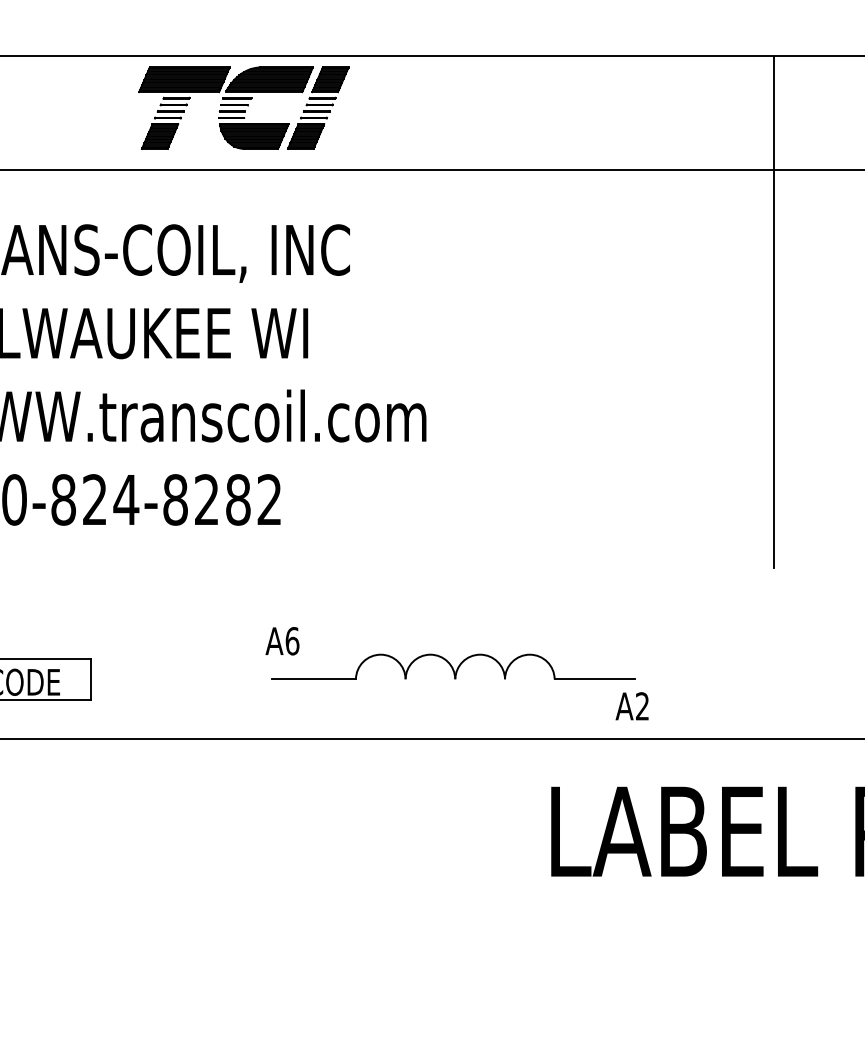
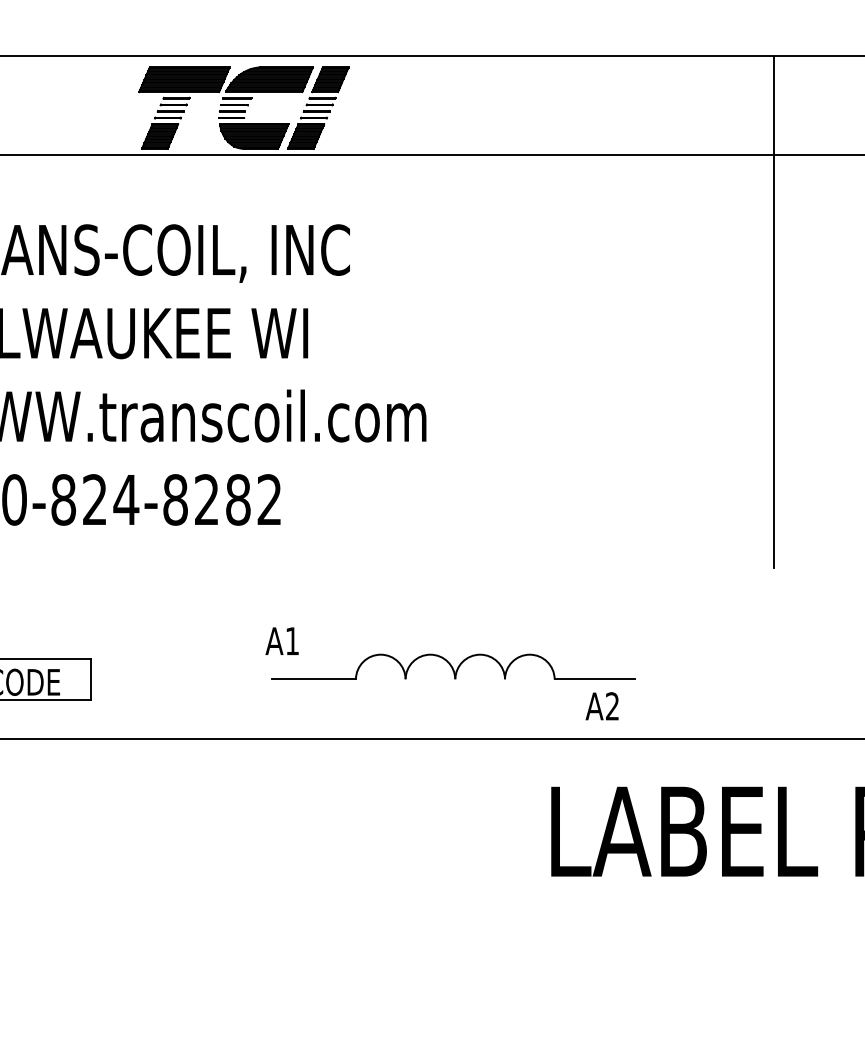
line position: (431, 170) -> (431, 155) (431, 155)
text: A6 -> A1 (292, 641)
text position: (631, 706) -> (601, 706) (601, 706)
